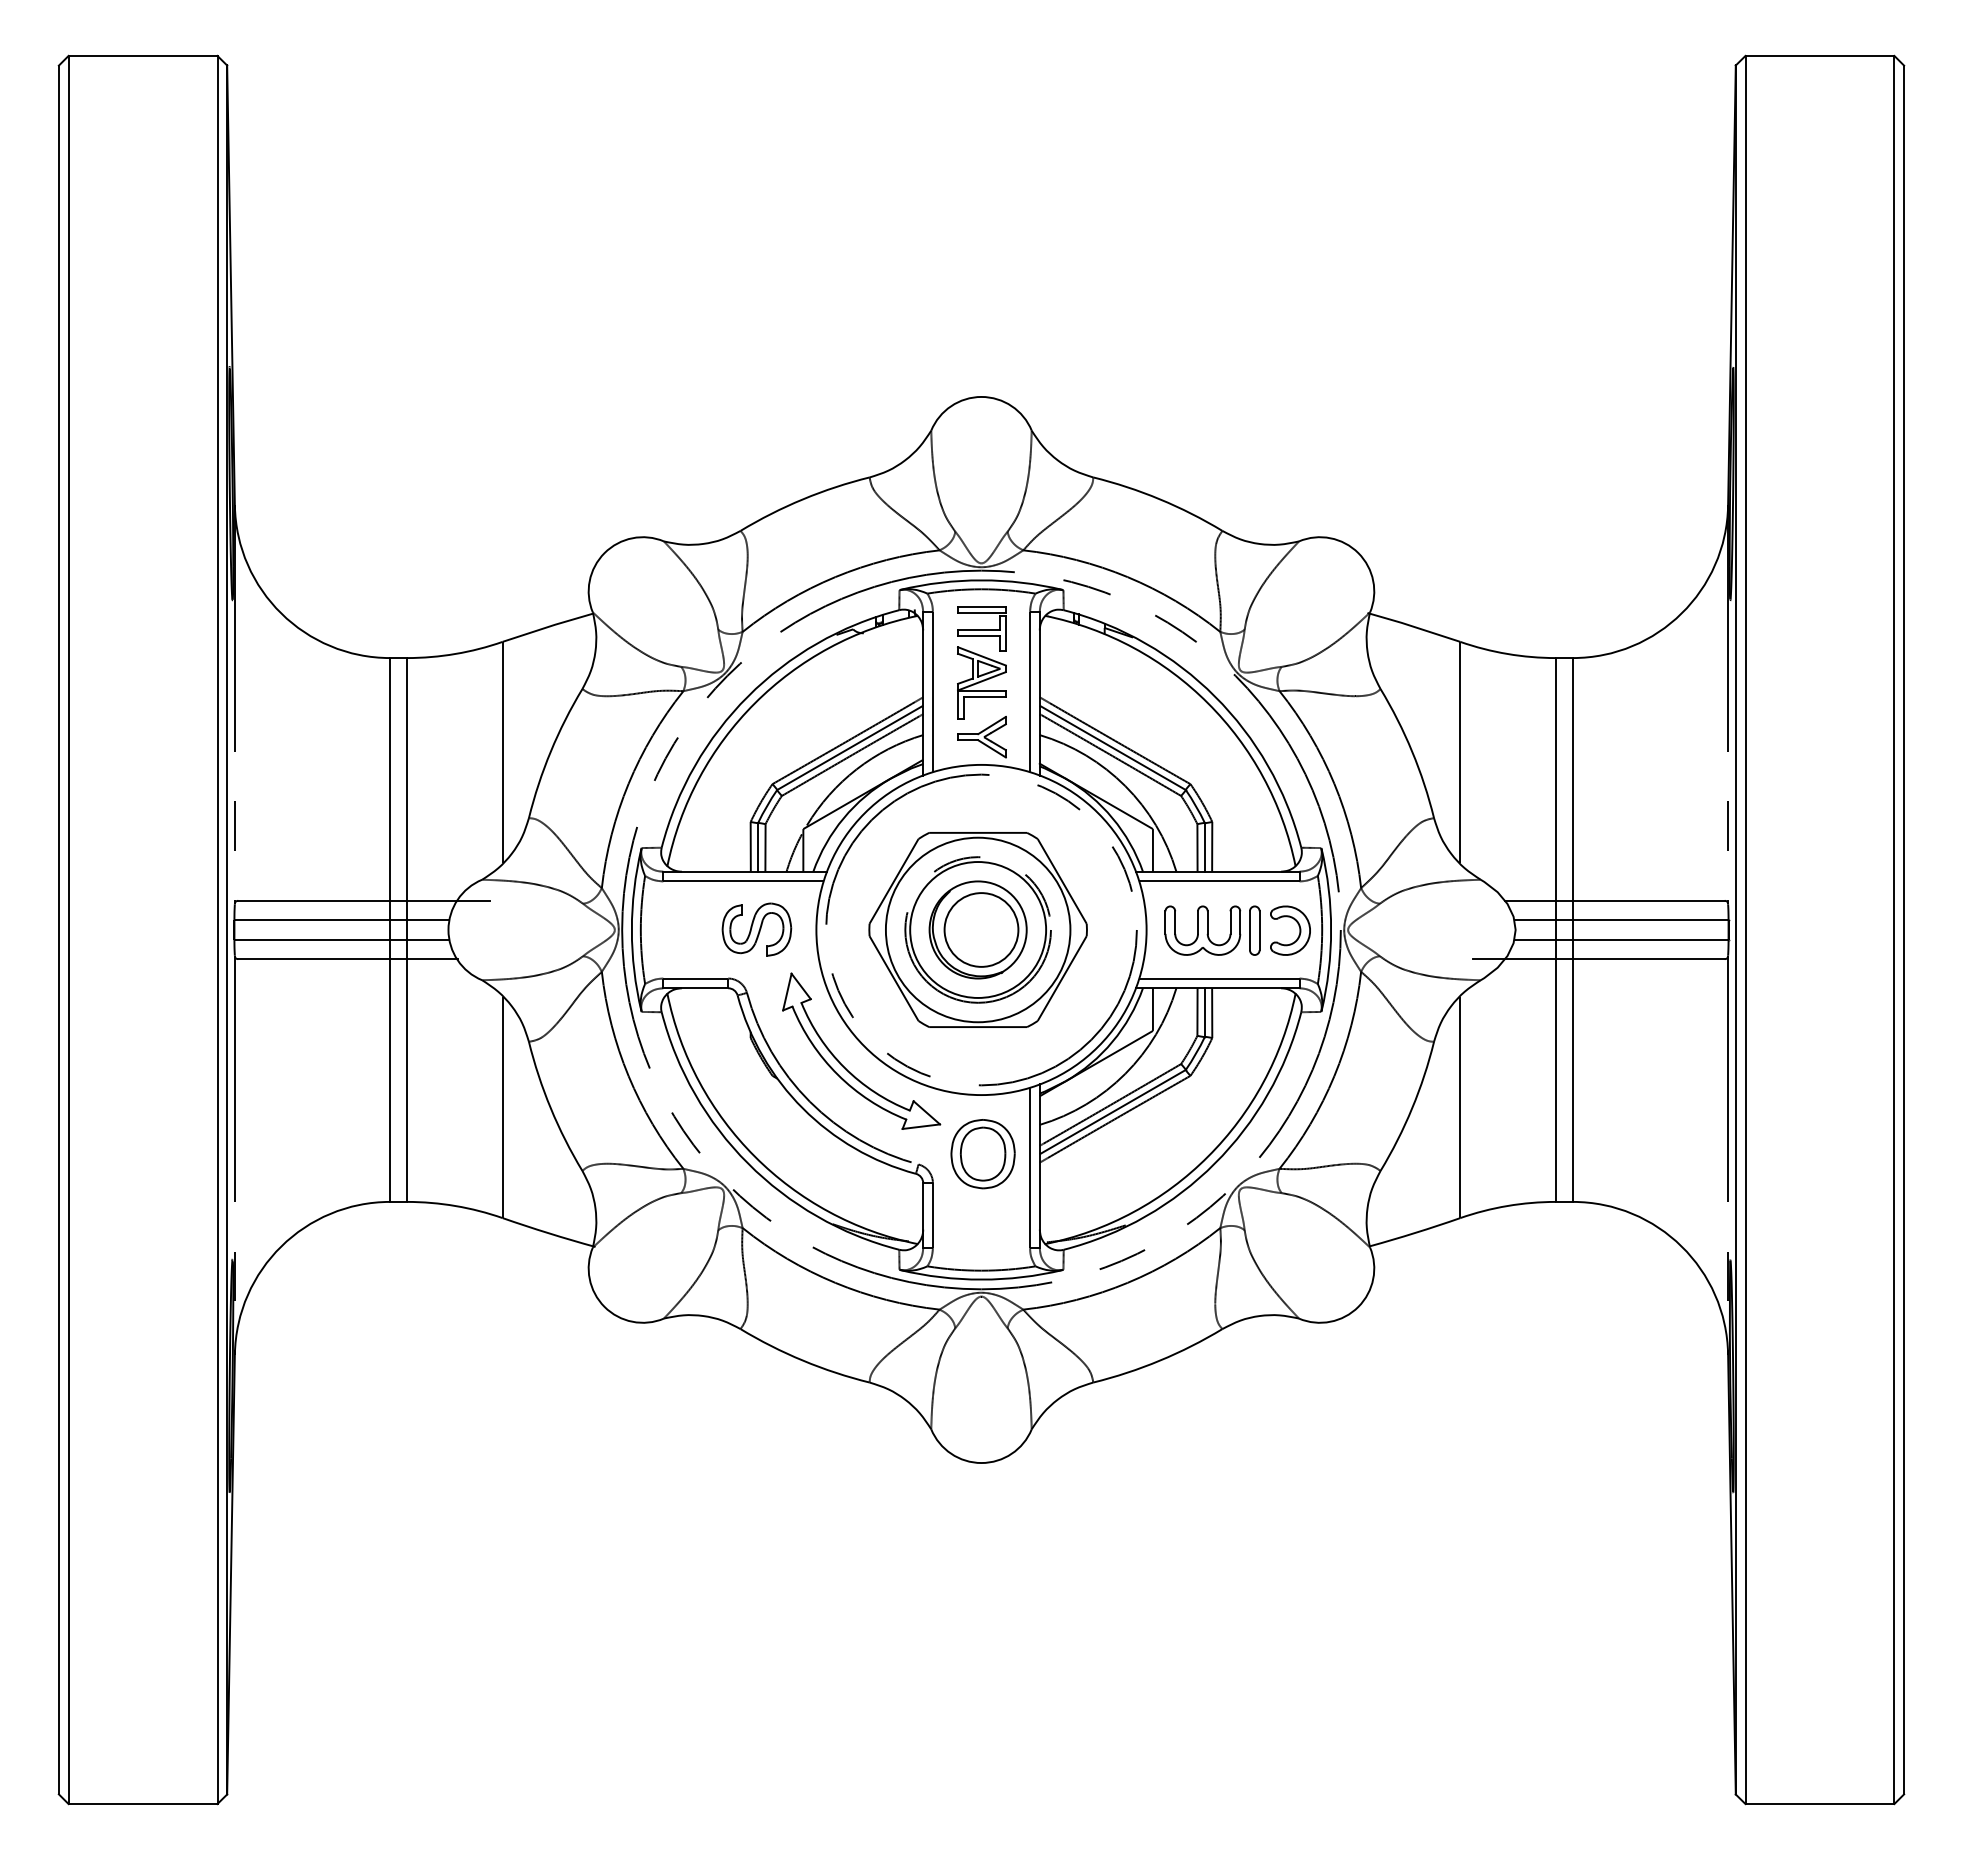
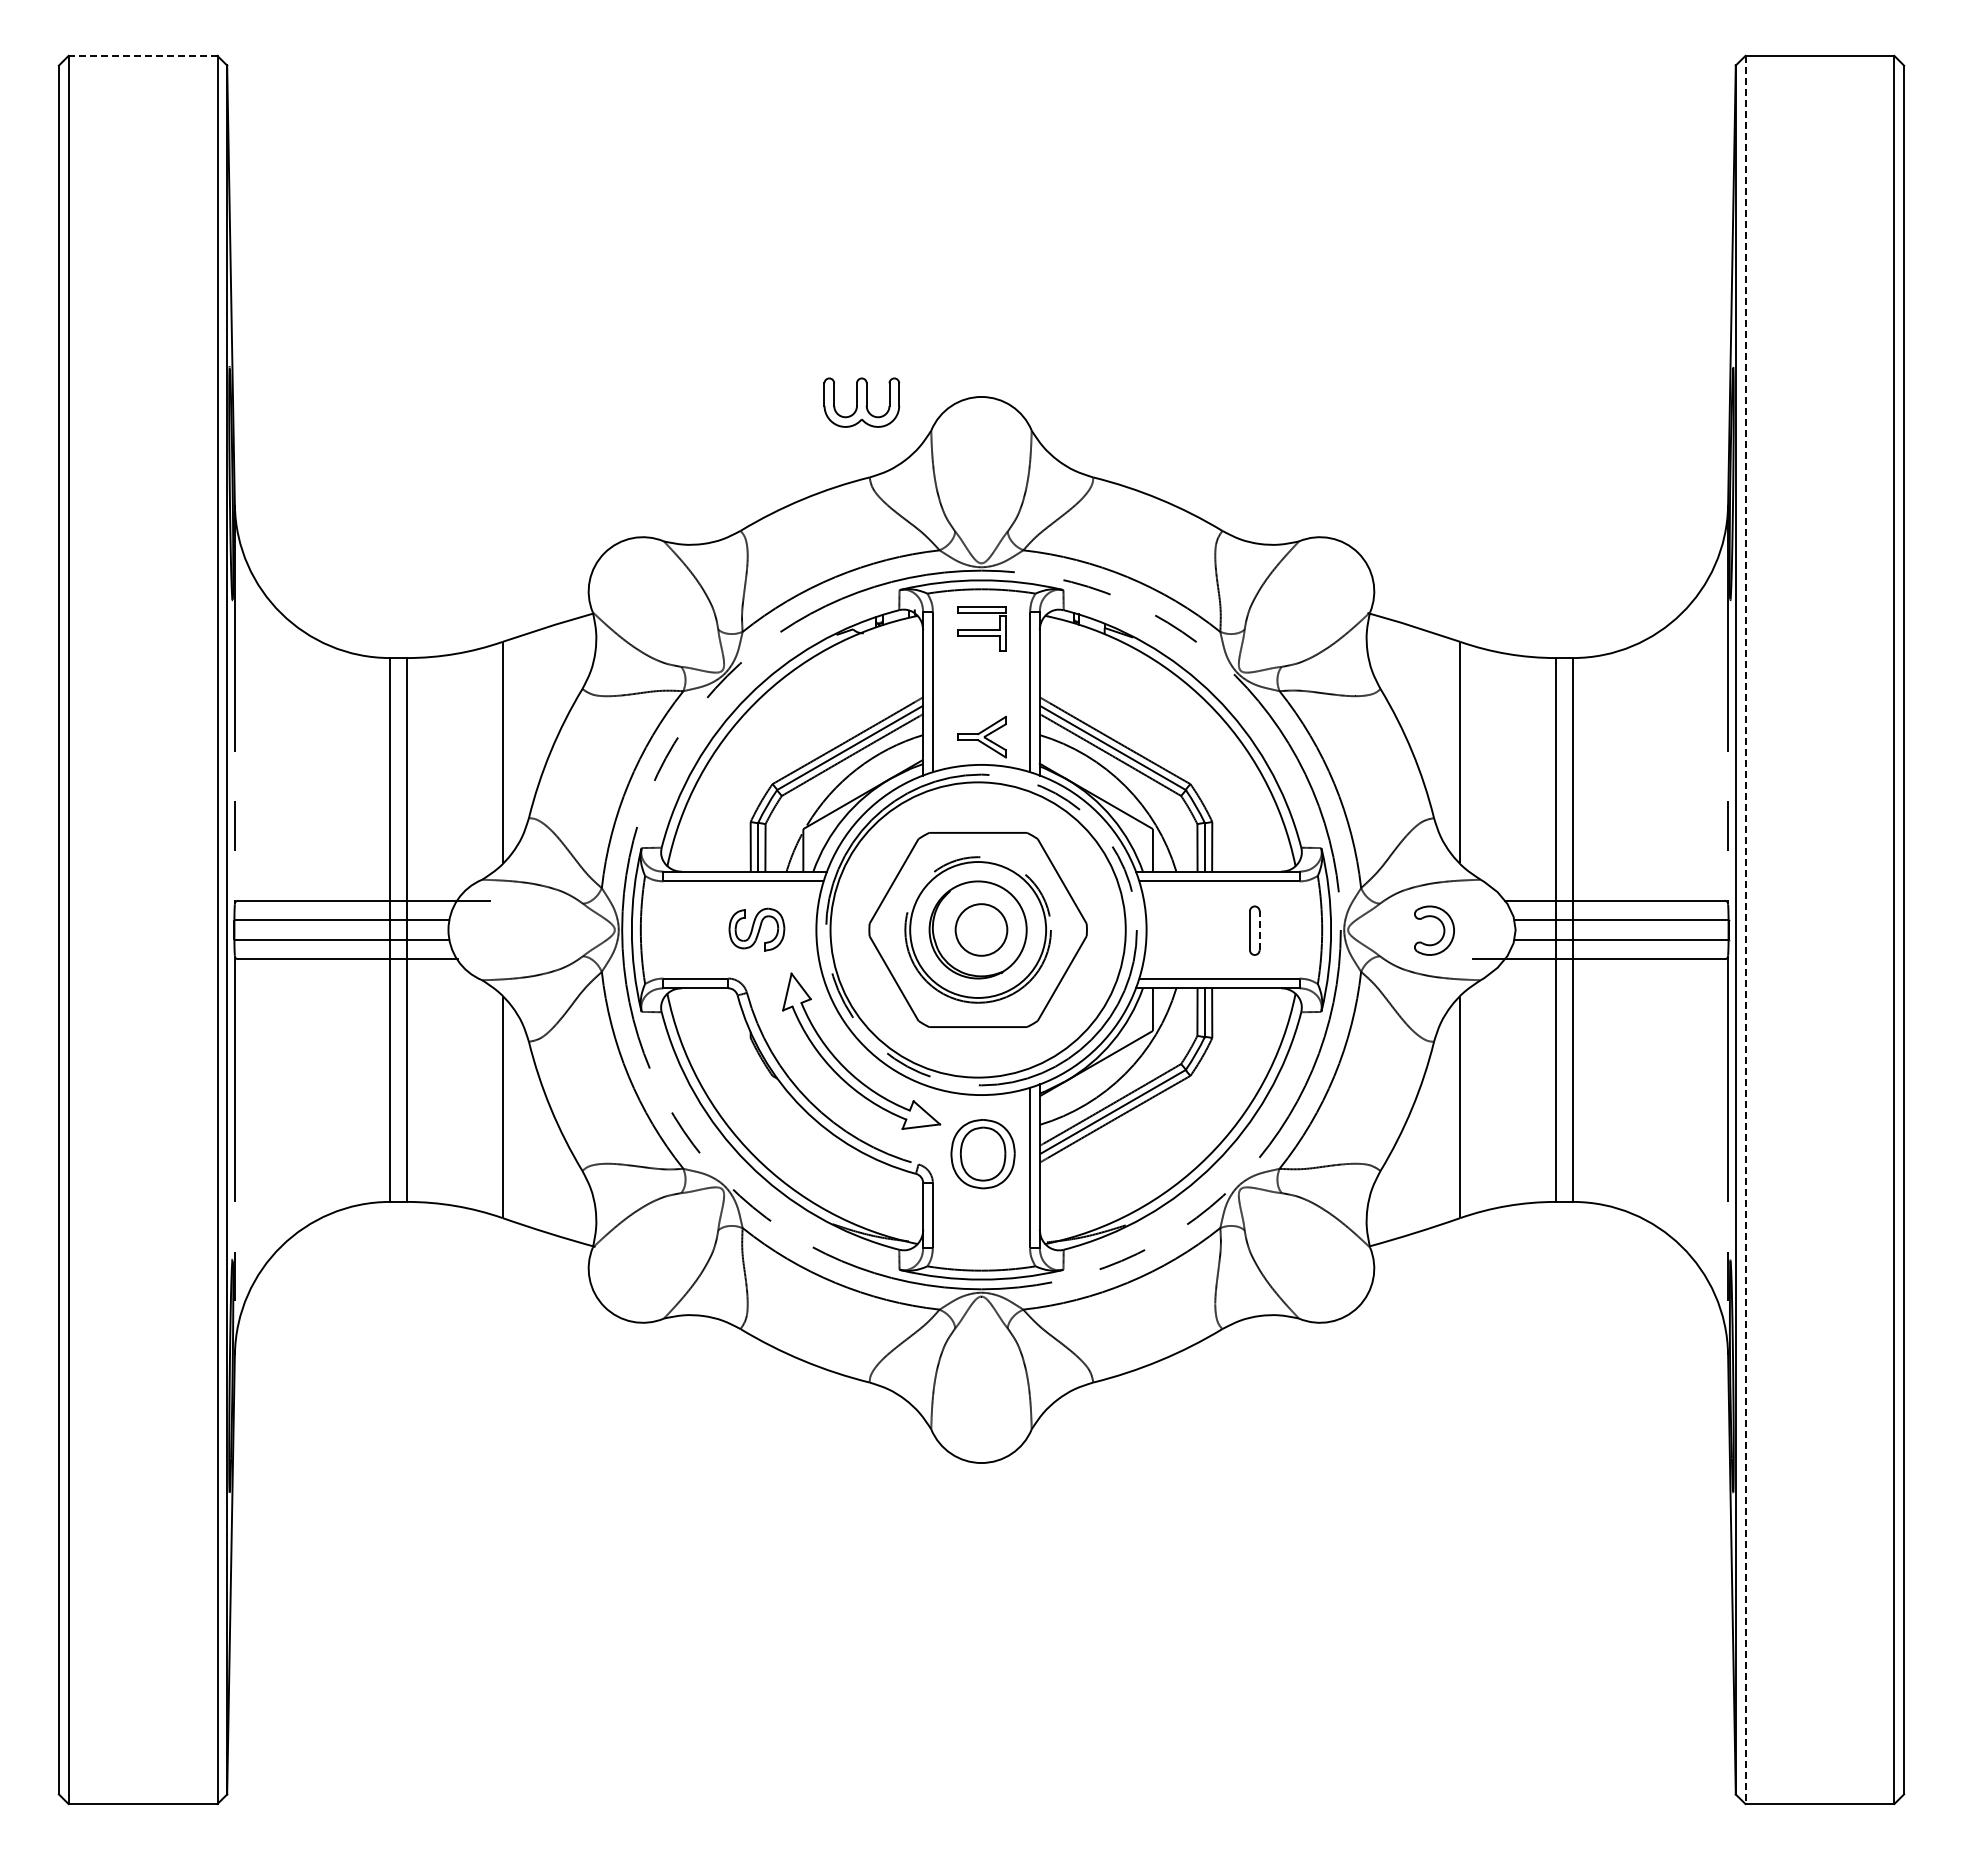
line: solid -> dashed (142, 55)
part: present -> none (981, 682)
part position: (1298, 926) -> (1442, 926) (1442, 926)
part size: 72x55 px -> 58x45 px (756, 929)
circle diameter: 185 px -> 295 px (977, 929)
circle diameter: 74 px -> 52 px (981, 929)
part position: (1202, 930) -> (861, 402) (861, 402)
line: solid -> dashed (1259, 930)
line: solid -> dashed (1745, 930)
